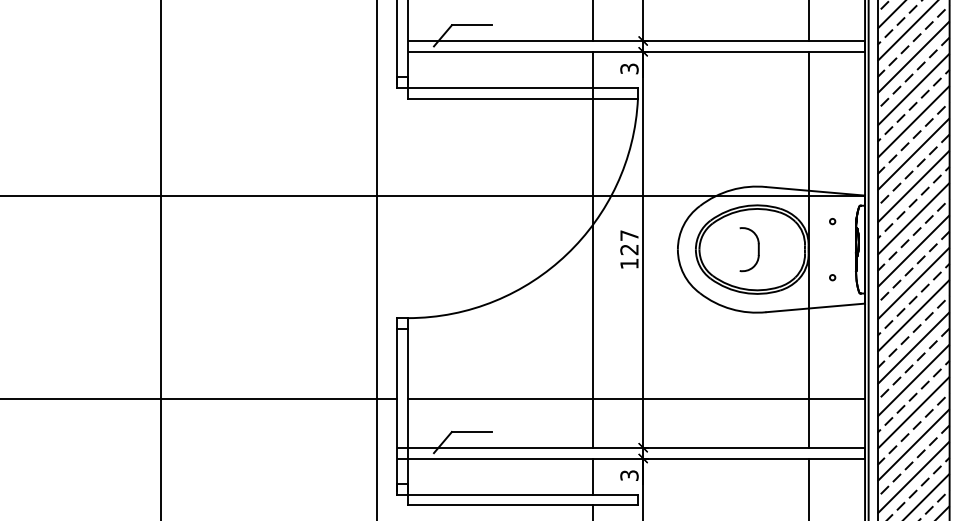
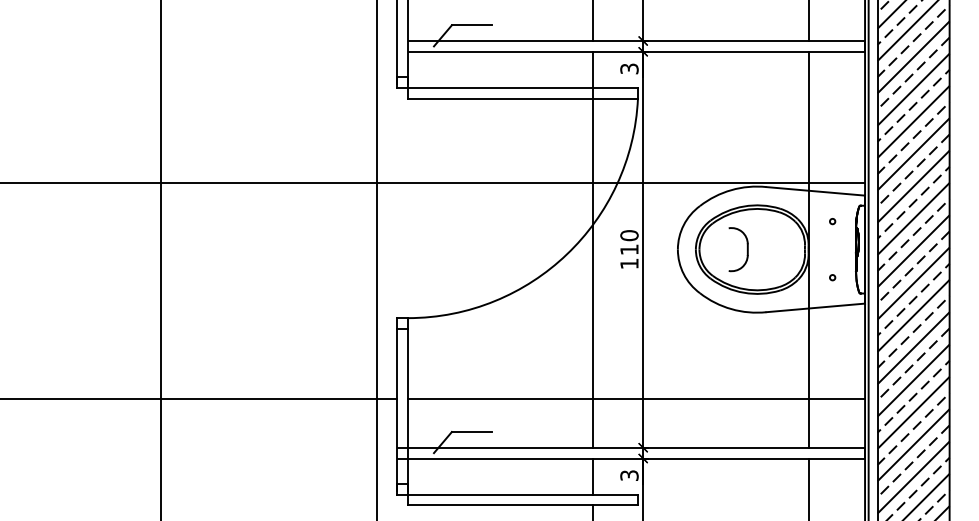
line position: (433, 196) -> (433, 183) (433, 183)
text: 127 -> 110 (629, 242)
part position: (757, 249) -> (746, 249) (746, 249)
